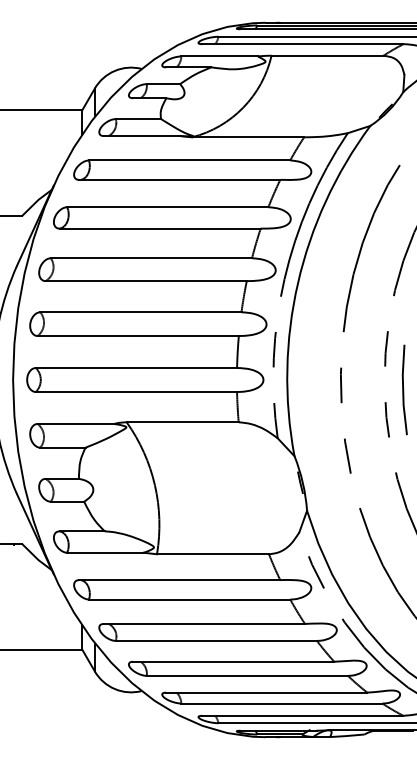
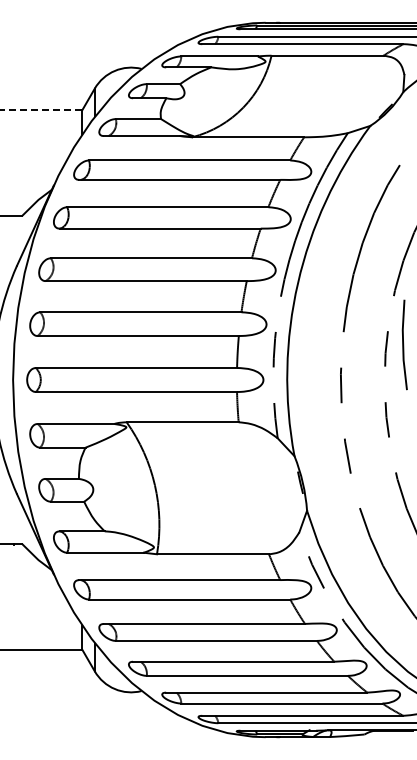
line: solid -> dashed (41, 110)
line position: (404, 389) -> (404, 344) (404, 344)
